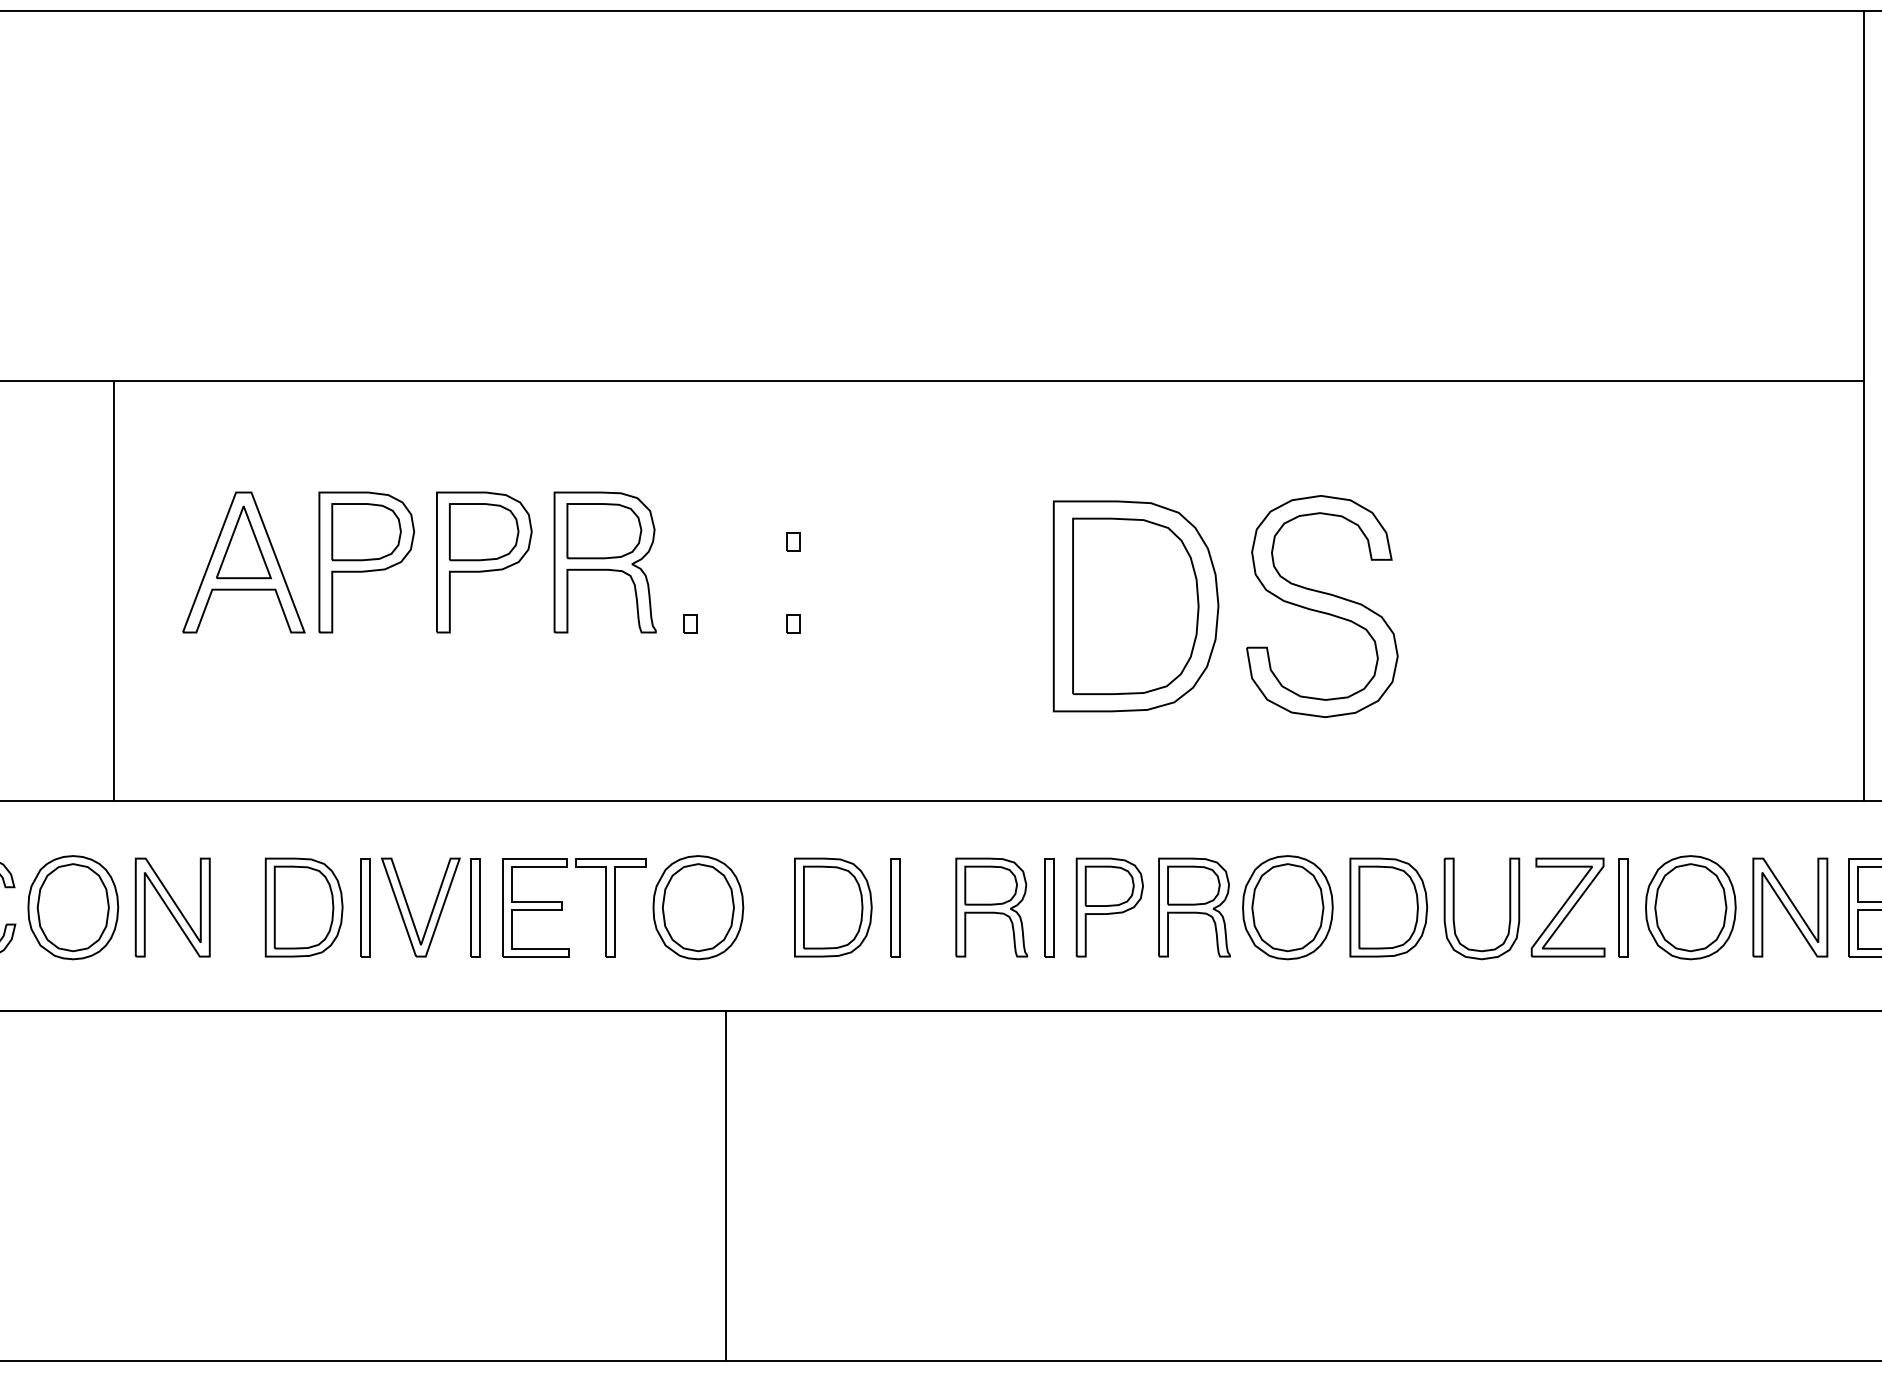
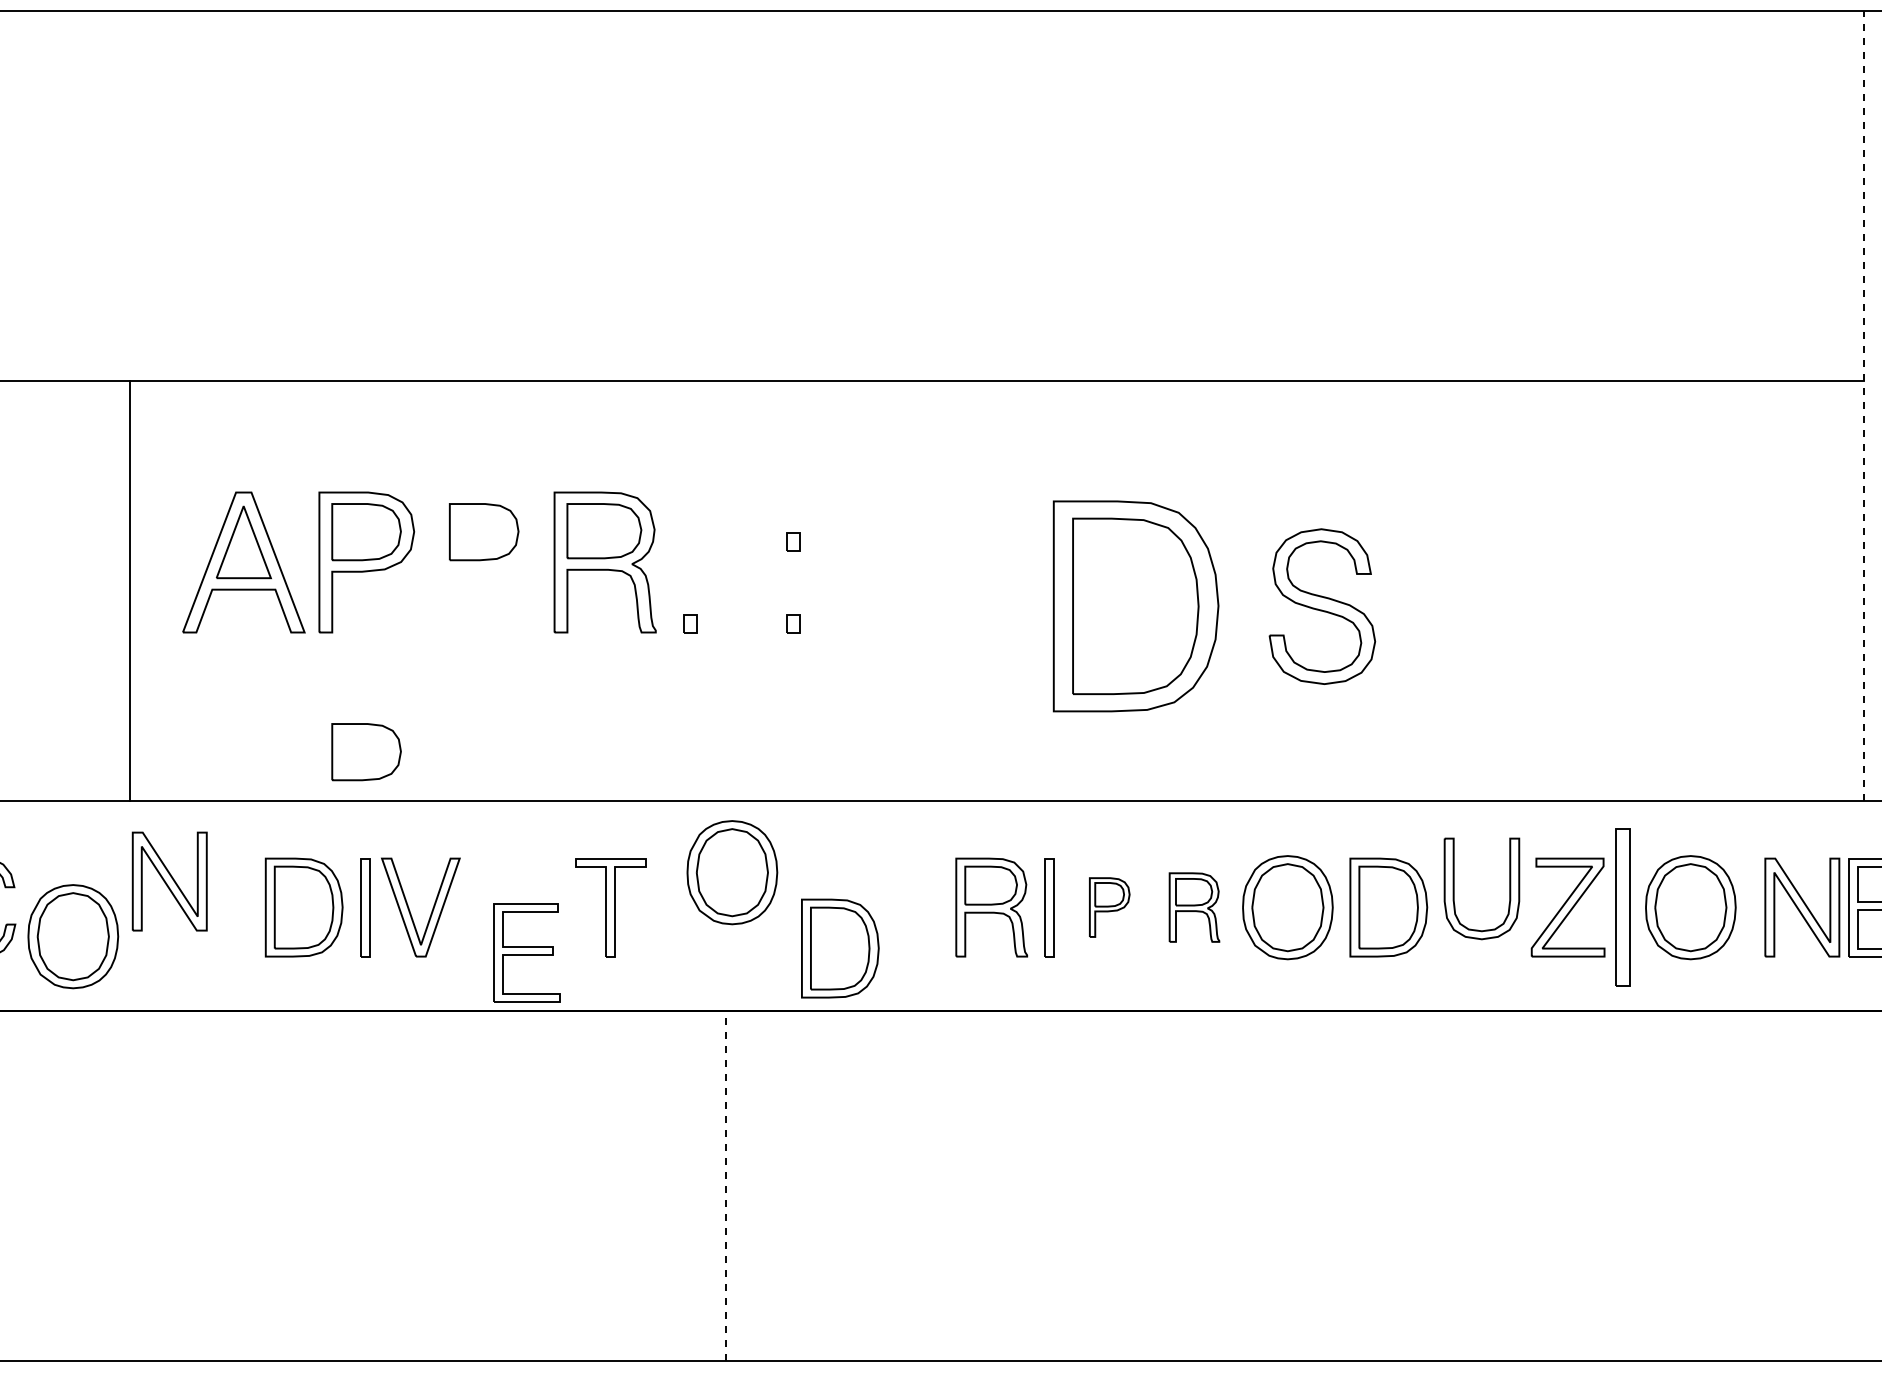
line: solid -> dashed (1863, 405)
part: present -> none (484, 562)
line position: (113, 591) -> (129, 591) (129, 591)
part size: 153x224 px -> 109x157 px (1322, 606)
part: none -> present (366, 752)
part position: (73, 907) -> (73, 936) (73, 936)
part position: (172, 907) -> (169, 881) (169, 881)
part: present -> none (475, 907)
part position: (535, 907) -> (526, 952) (526, 952)
part position: (698, 907) -> (732, 872) (732, 872)
part position: (833, 907) -> (840, 948) (840, 948)
part: present -> none (895, 907)
part size: 69x101 px -> 42x61 px (1109, 907)
part size: 73x101 px -> 53x71 px (1194, 907)
part size: 11x100 px -> 16x159 px (1622, 907)
part position: (1790, 907) -> (1802, 907) (1802, 907)
part position: (1454, 908) -> (1454, 888) (1454, 888)
line: solid -> dashed (726, 1186)
